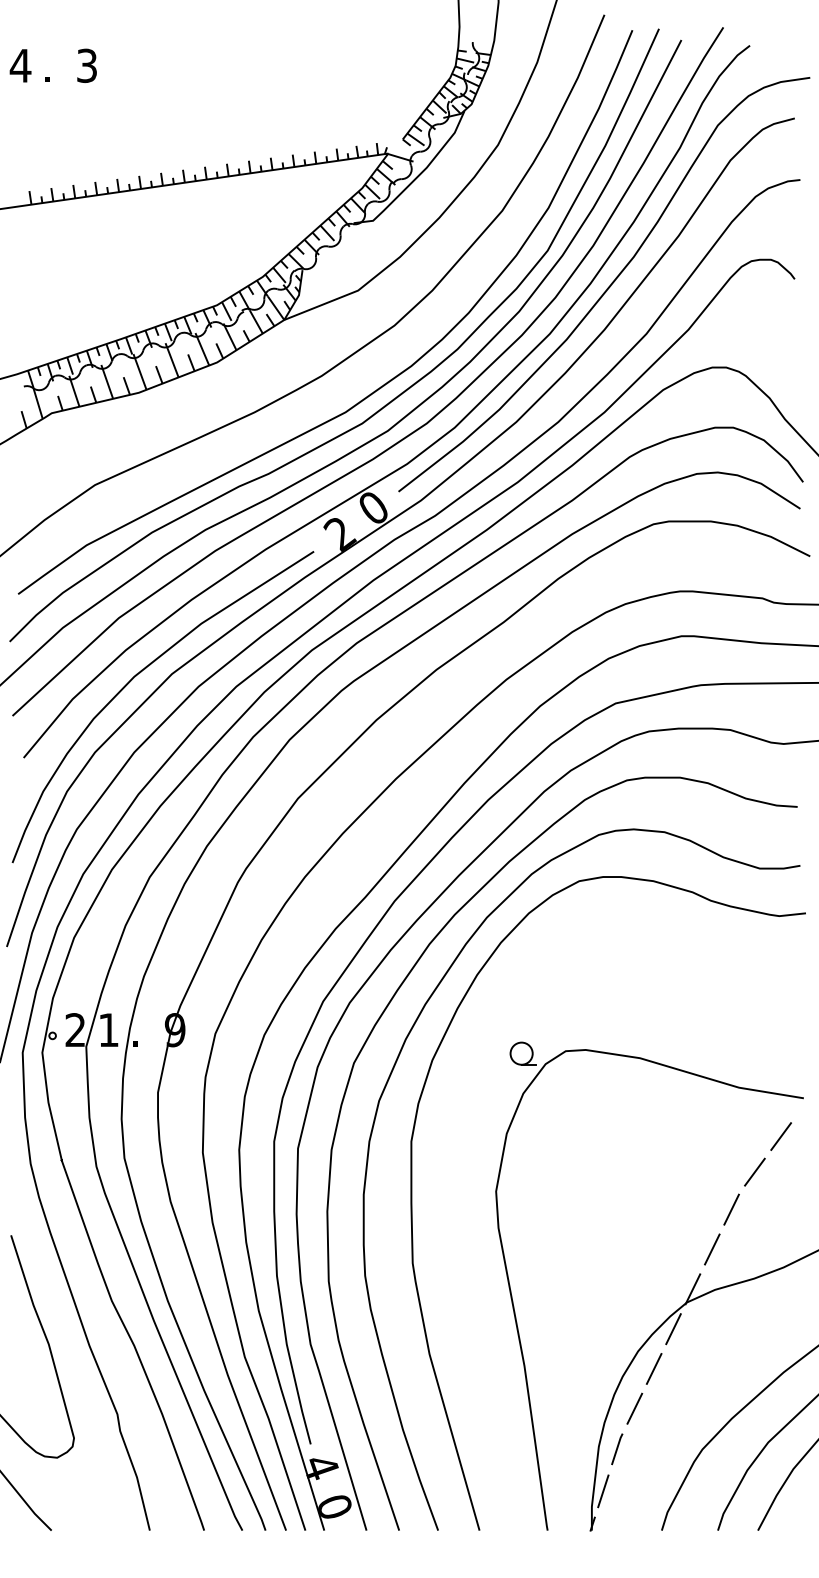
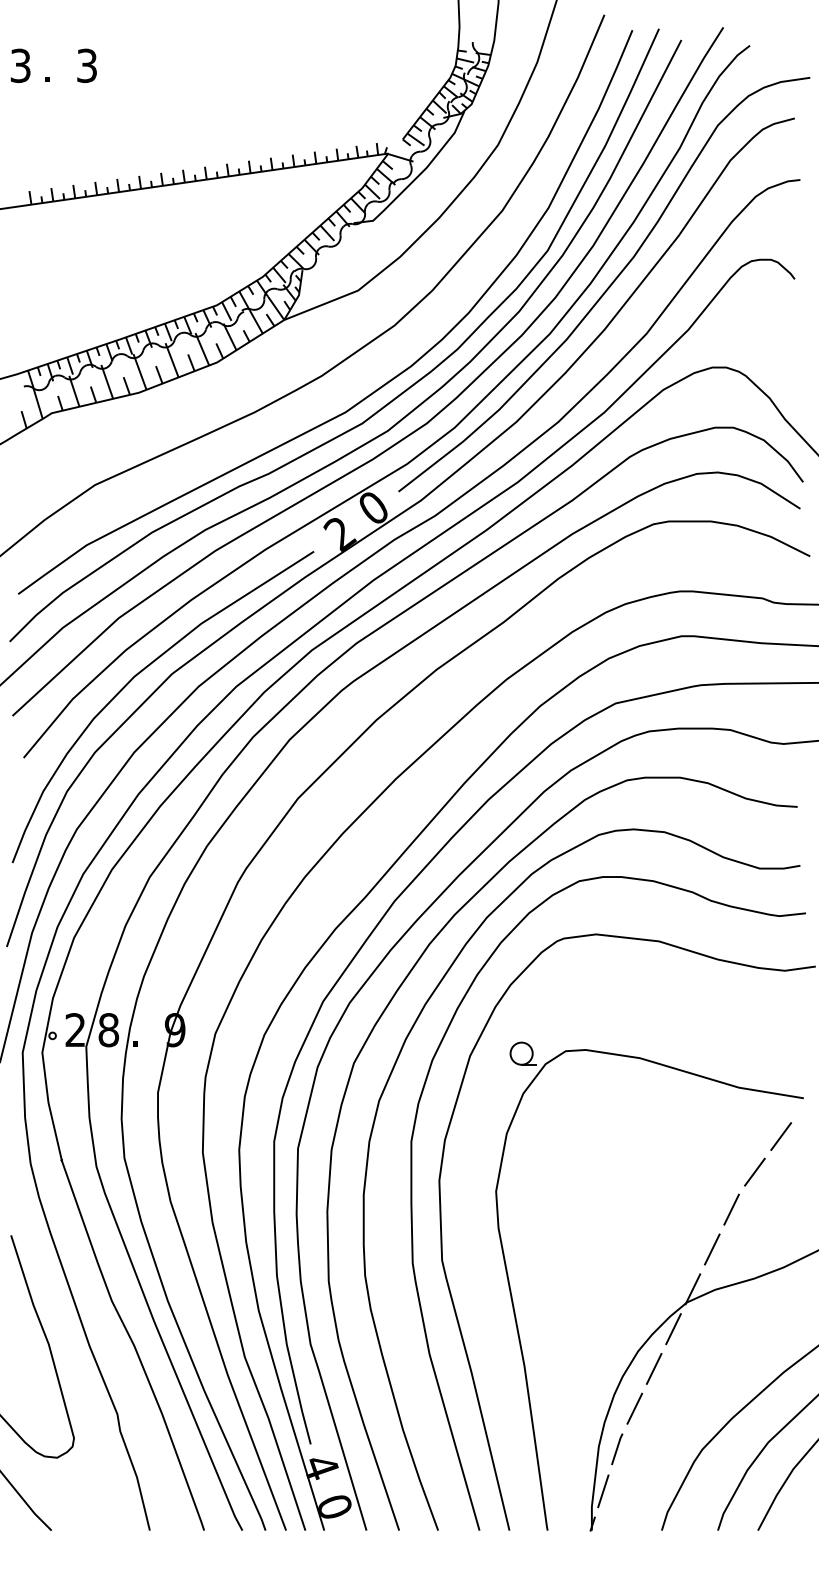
text: 4 -> 3 (20, 65)
text: 1 -> 8 (108, 1030)
curve: none -> present (442, 1232)
